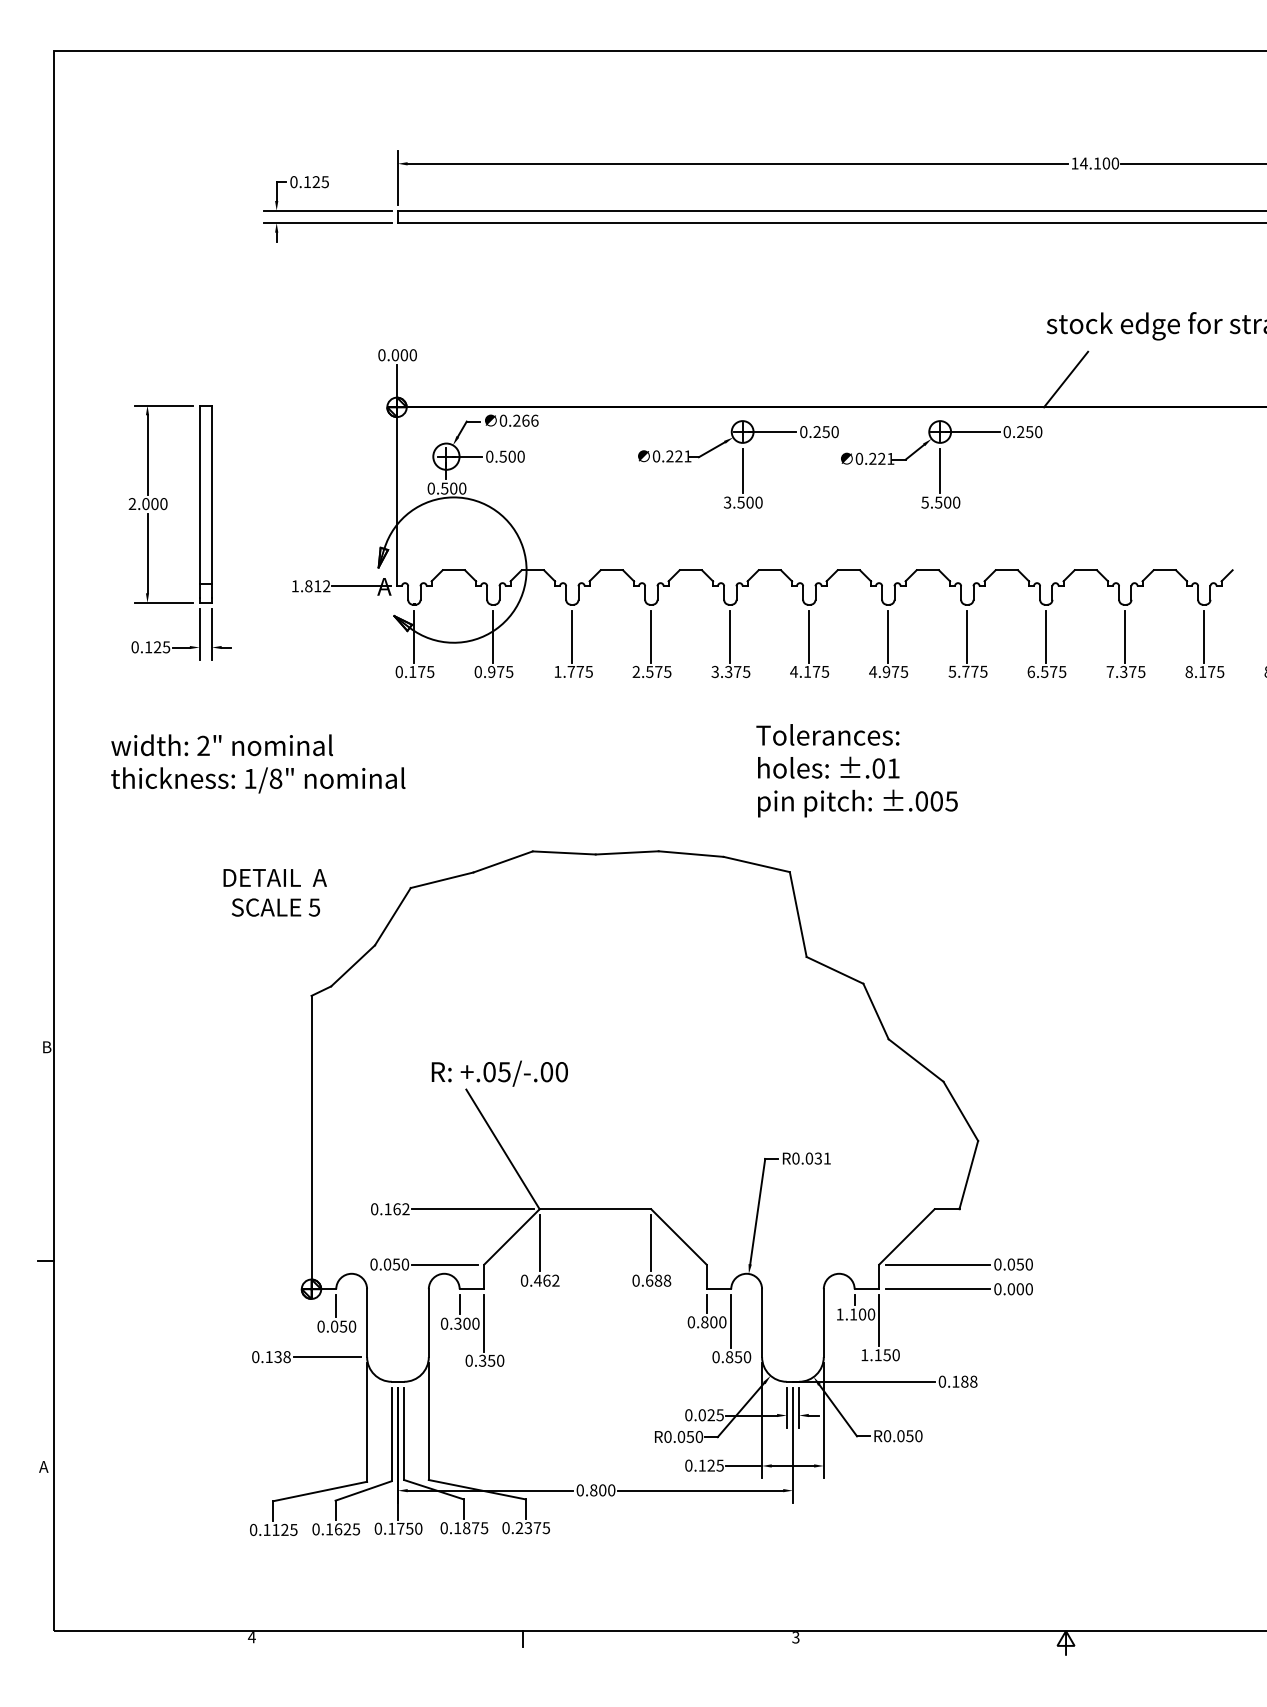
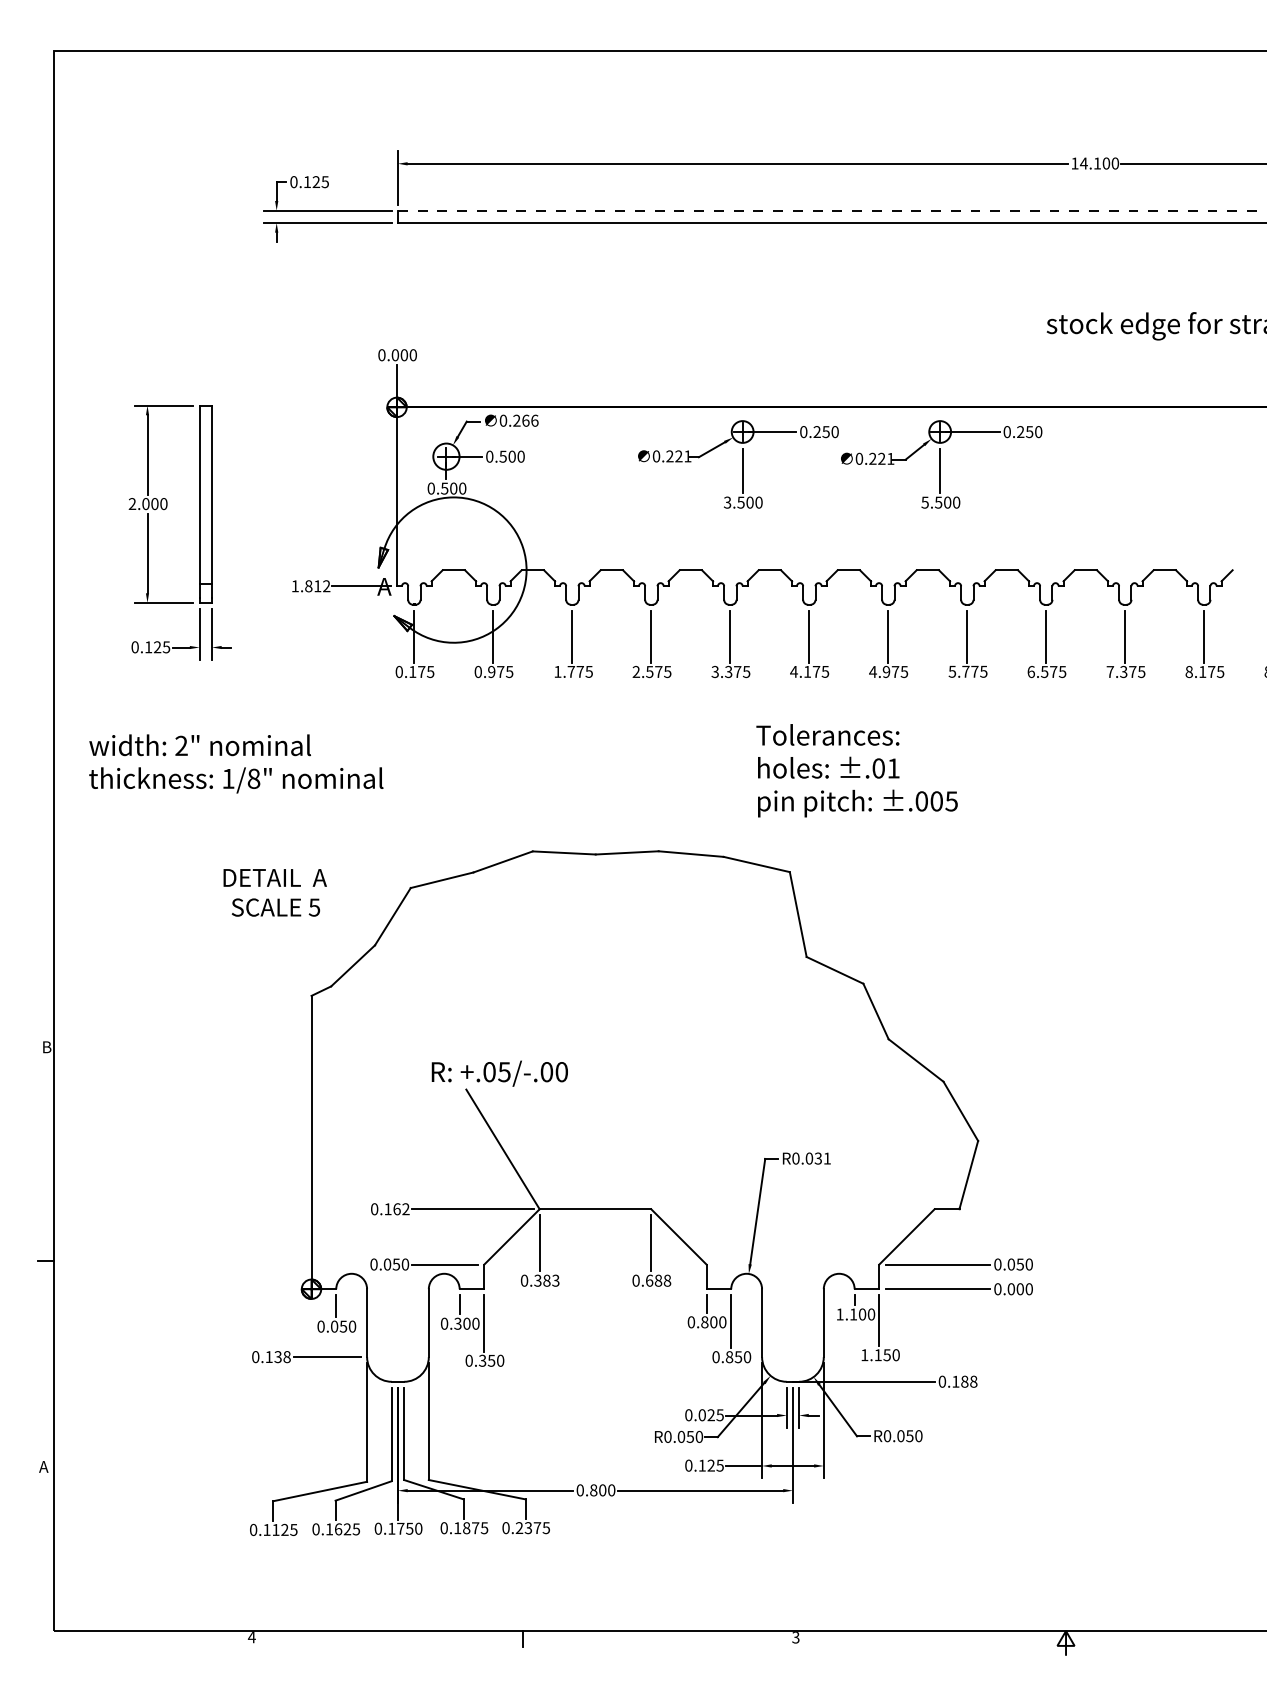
line: solid -> dashed (832, 210)
line: present -> none (1066, 379)
text position: (258, 763) -> (236, 763) (236, 763)
text: 0.462 -> 0.383 (546, 1280)
